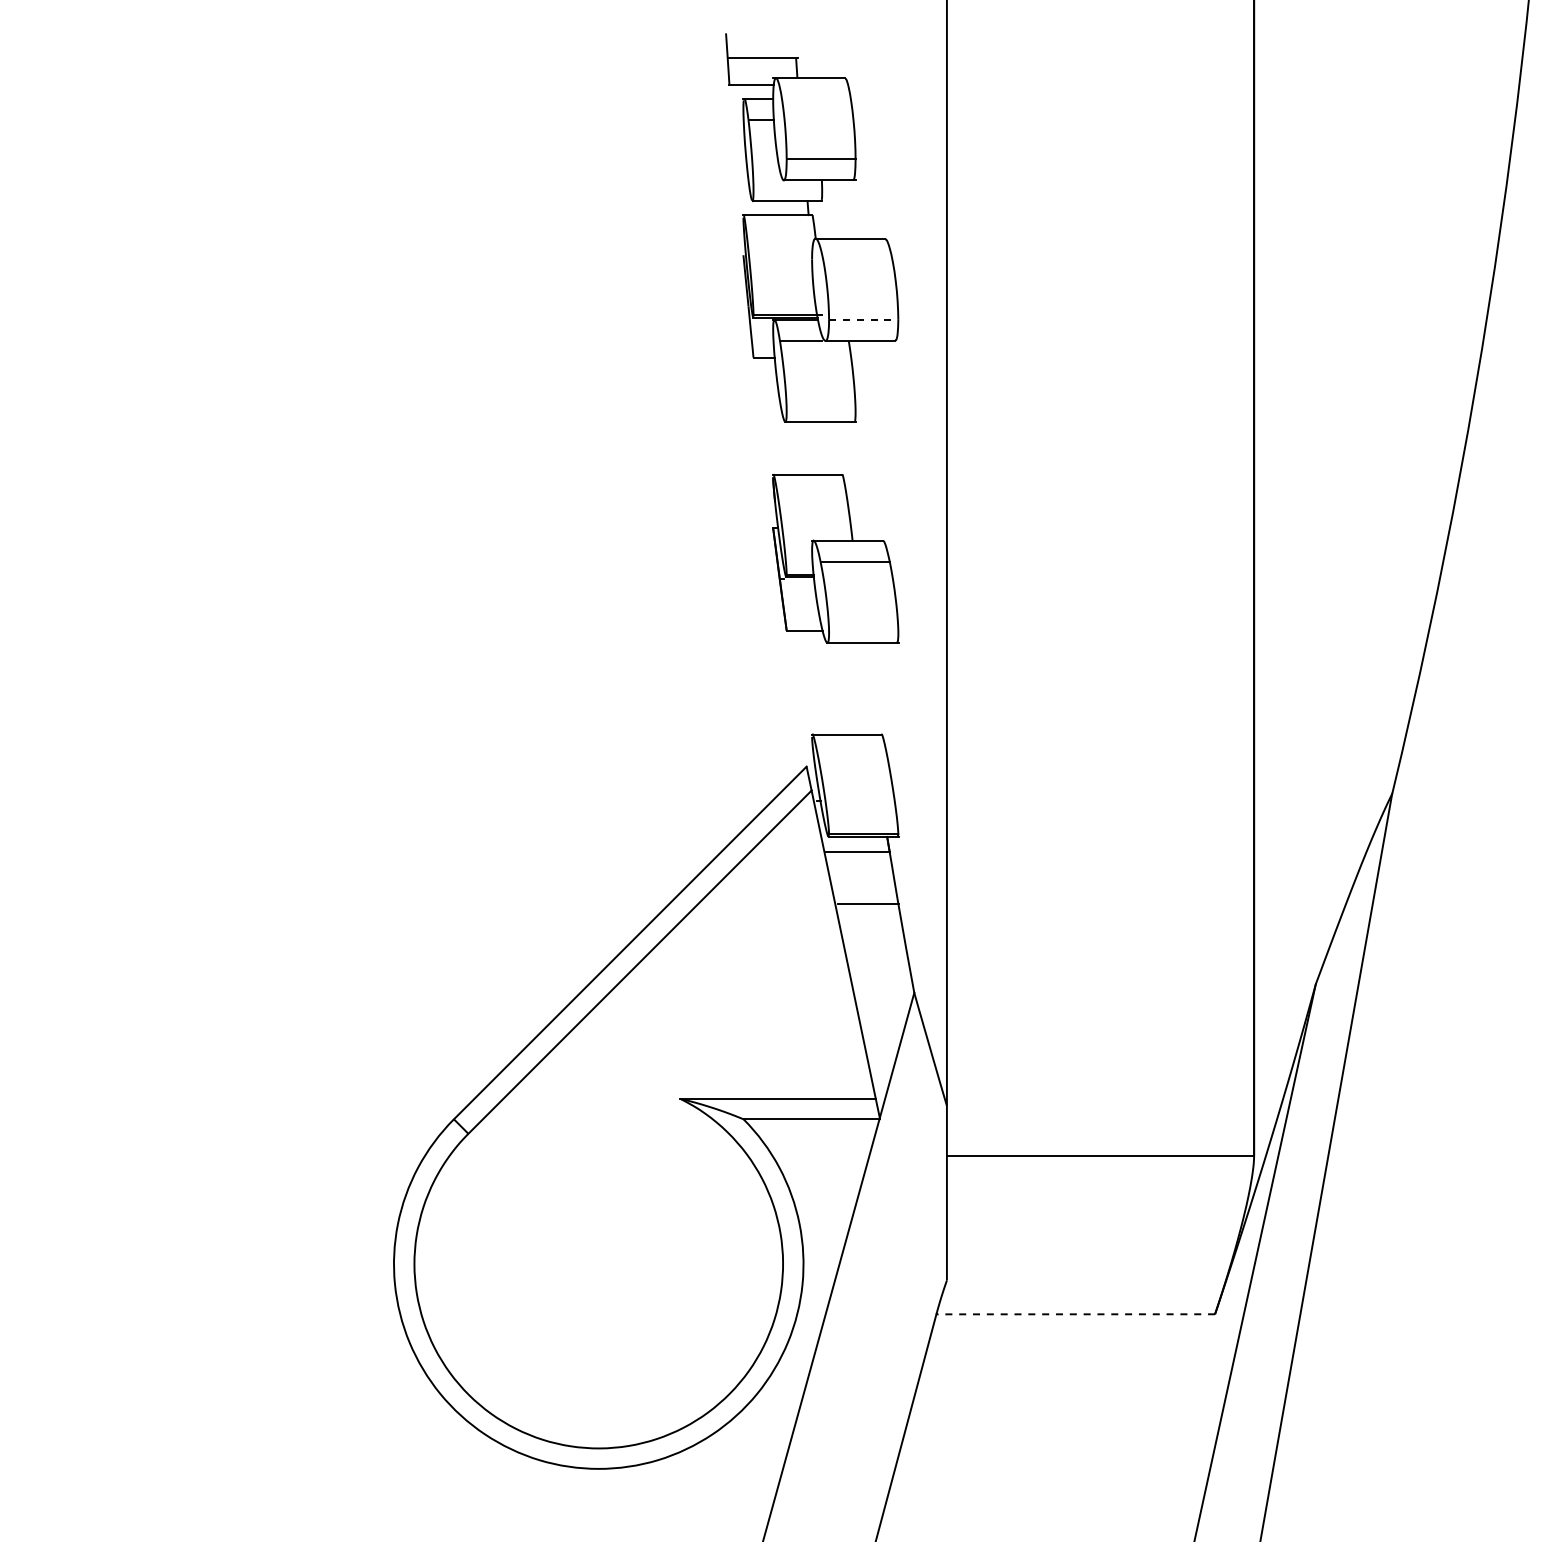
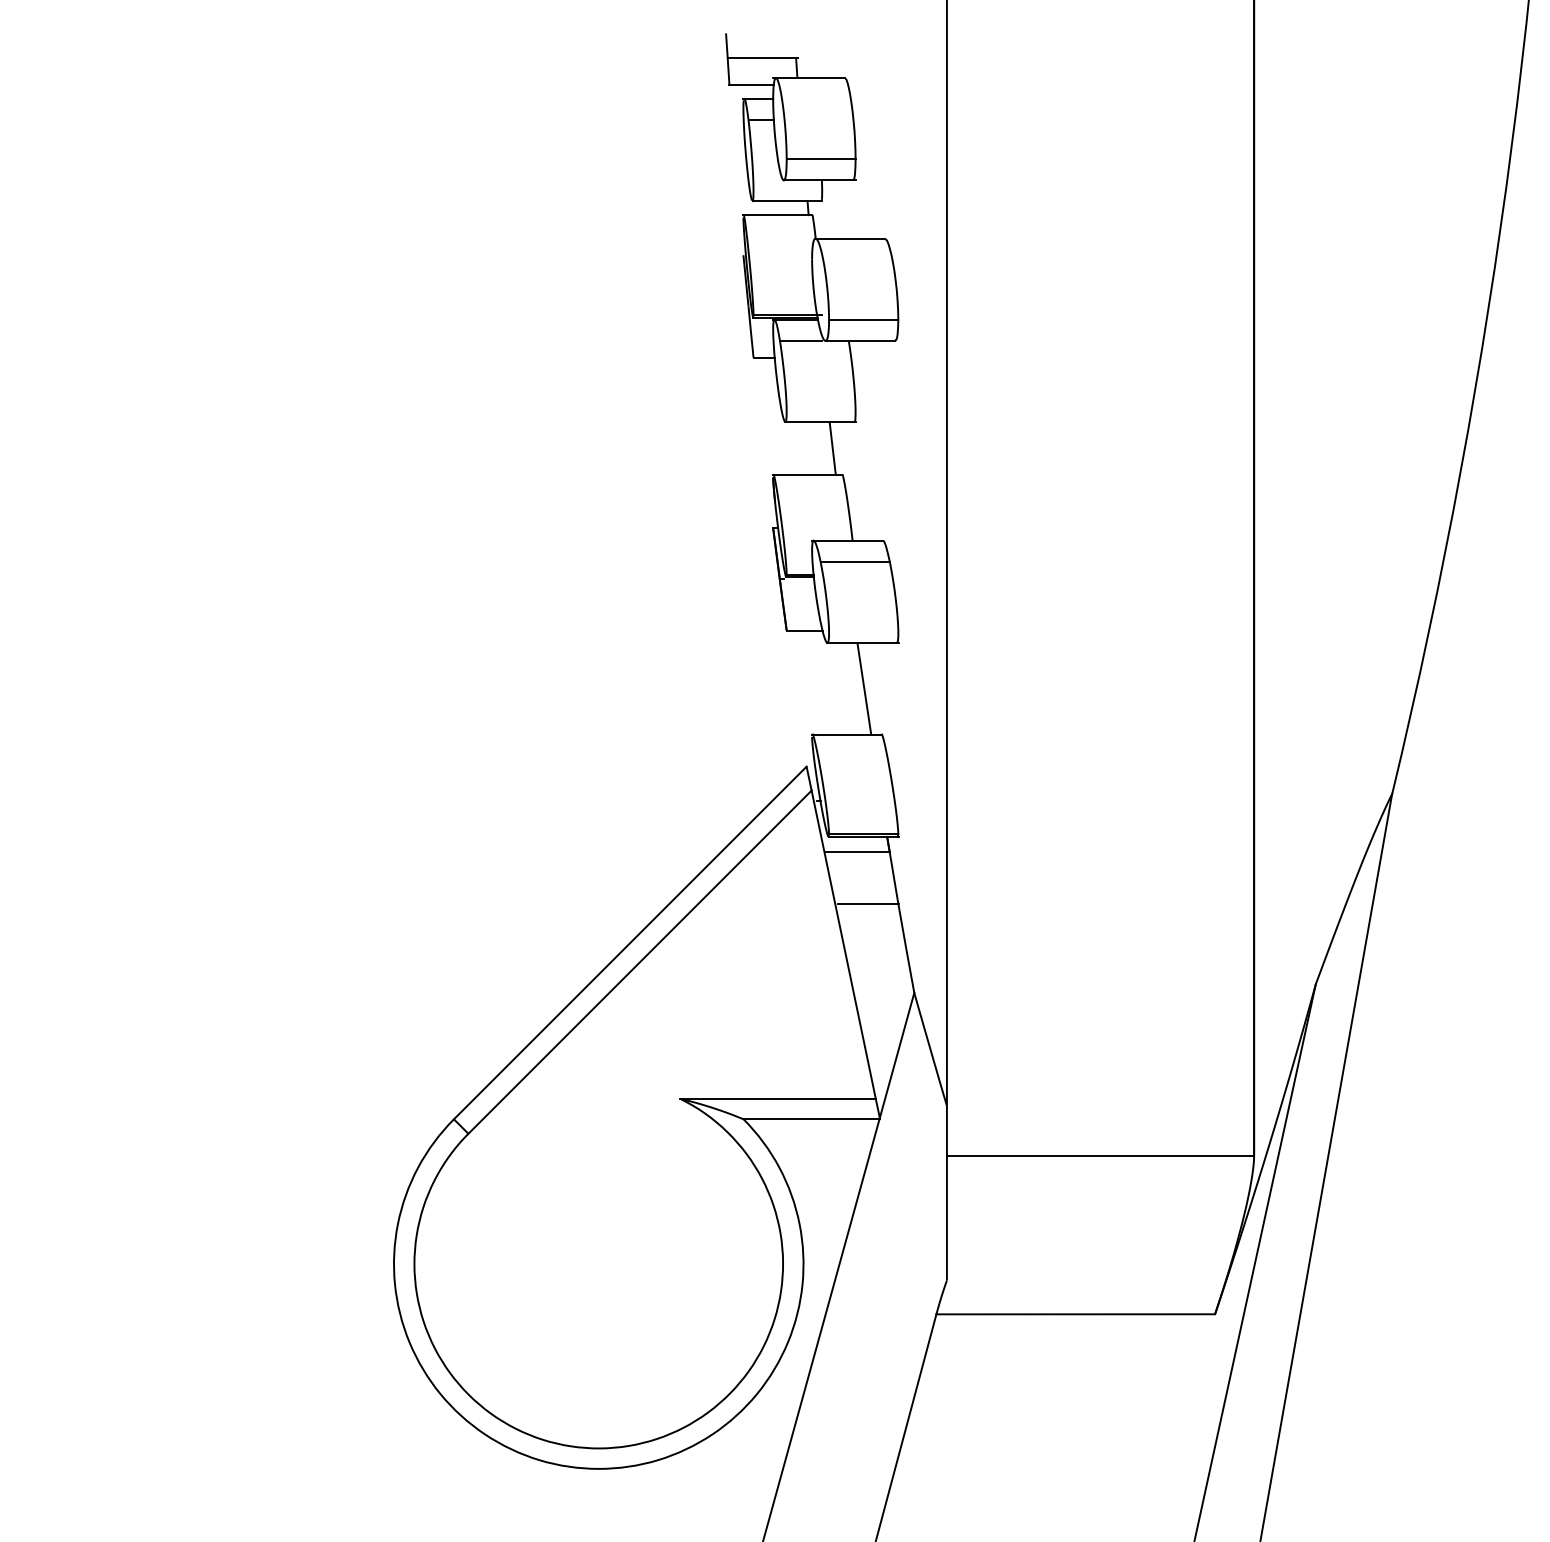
line: dashed -> solid (863, 319)
line: none -> present (832, 448)
line: none -> present (864, 688)
line: dashed -> solid (1075, 1314)
